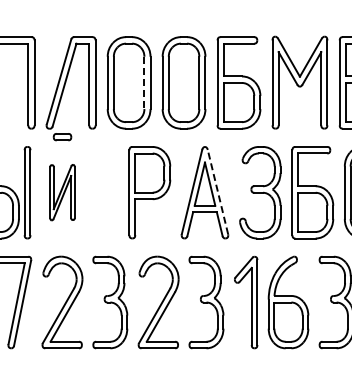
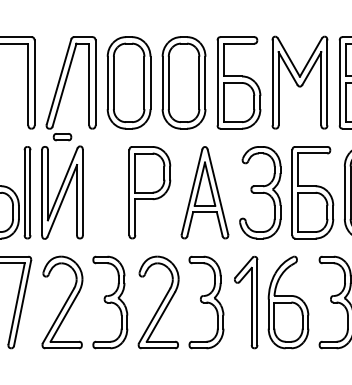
line: dashed -> solid (144, 83)
line: dashed -> solid (217, 191)
part size: 27x58 px -> 43x95 px (62, 192)
